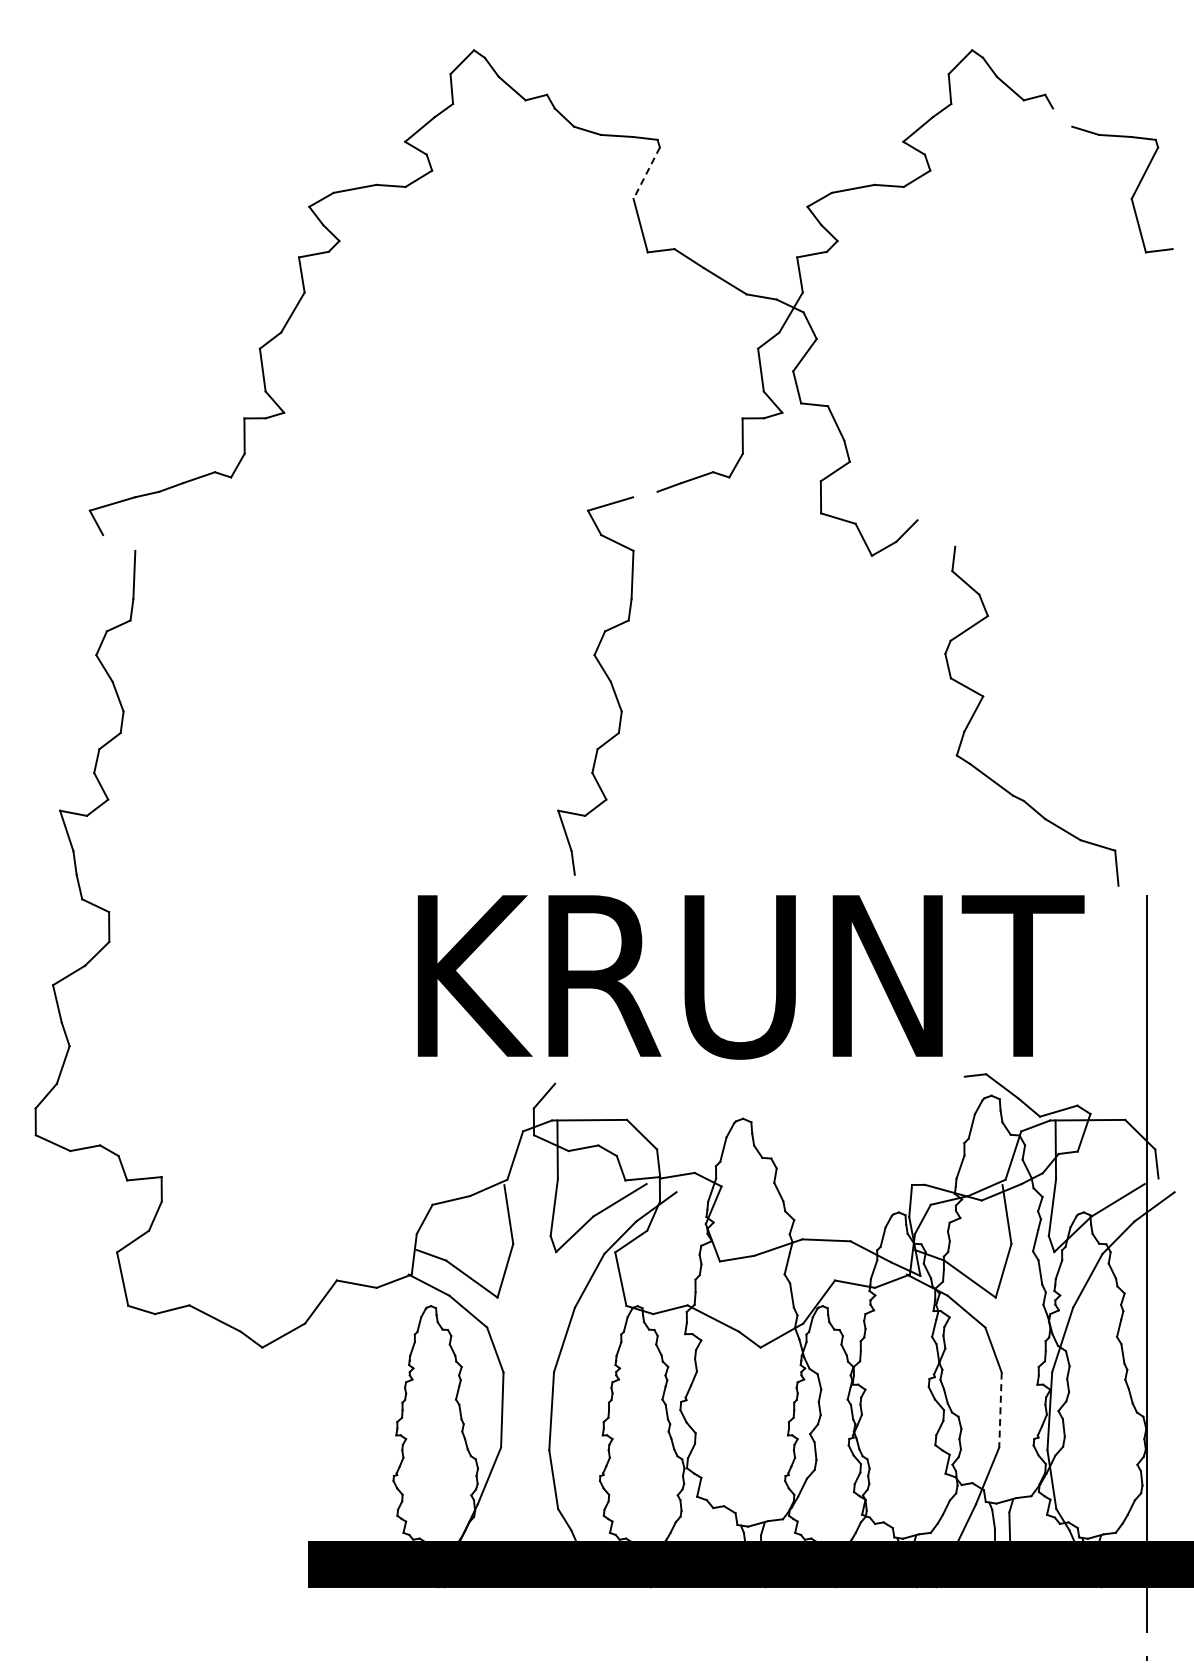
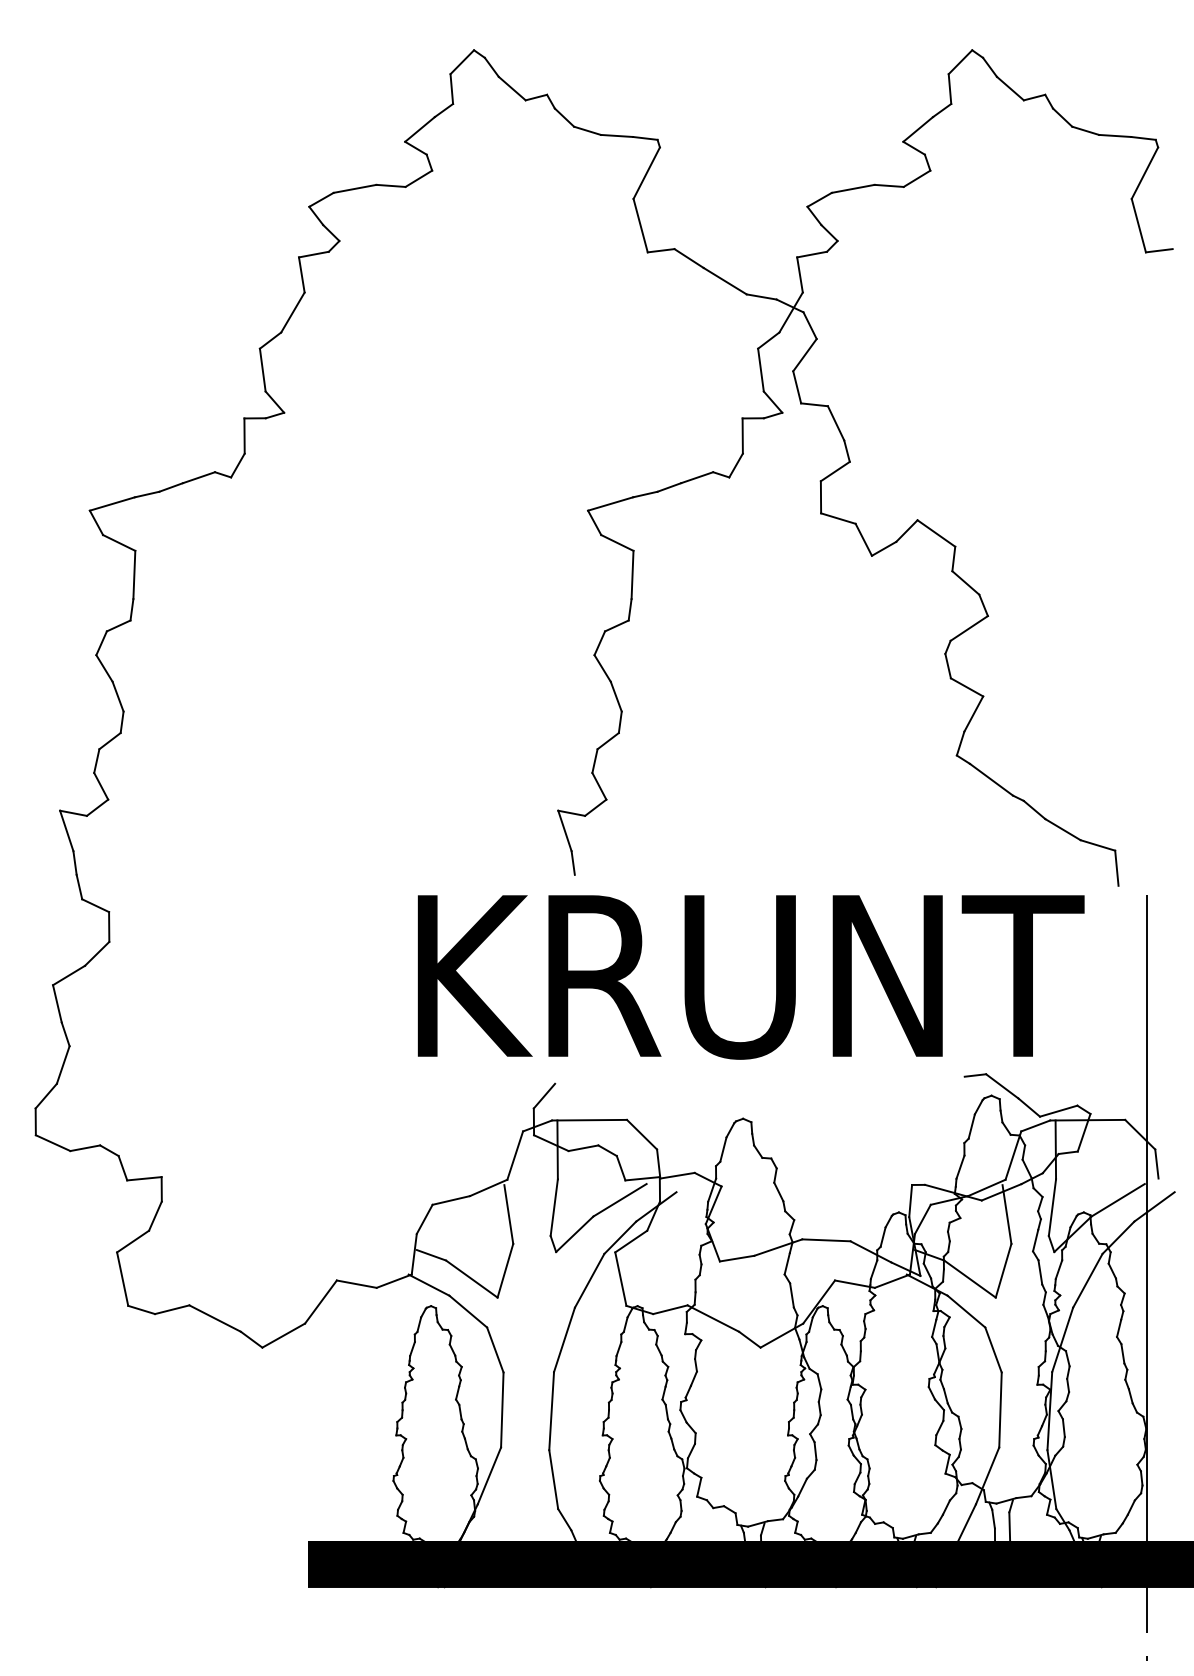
line: none -> present (1062, 117)
line: dashed -> solid (646, 173)
line: none -> present (645, 494)
line: none -> present (936, 533)
line: none -> present (119, 542)
line: dashed -> solid (1000, 1410)
